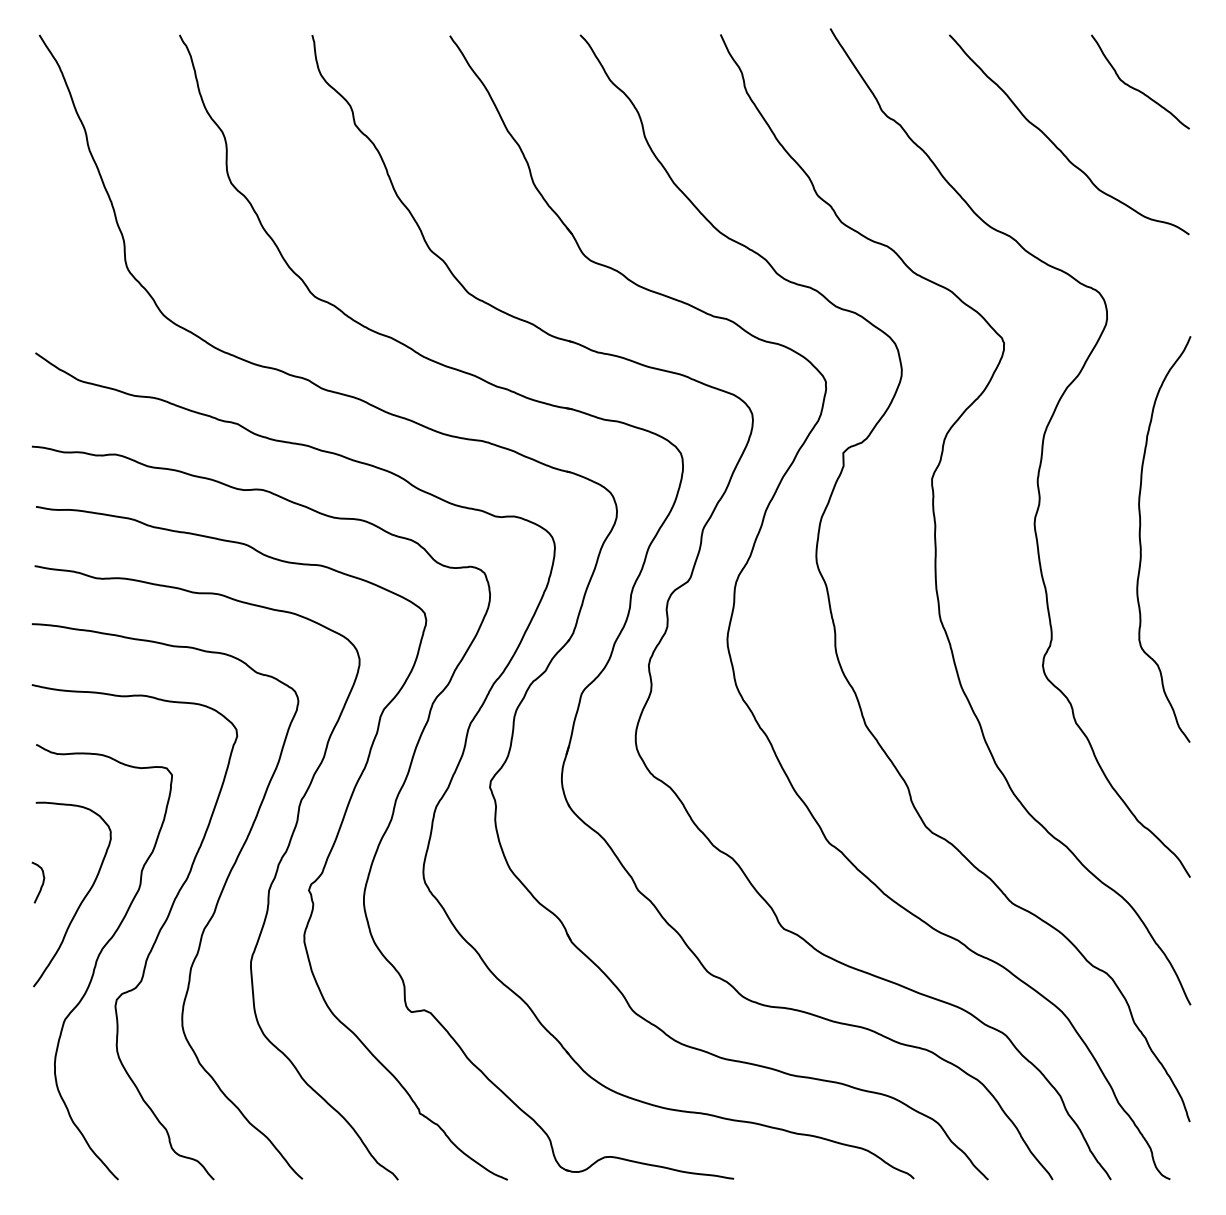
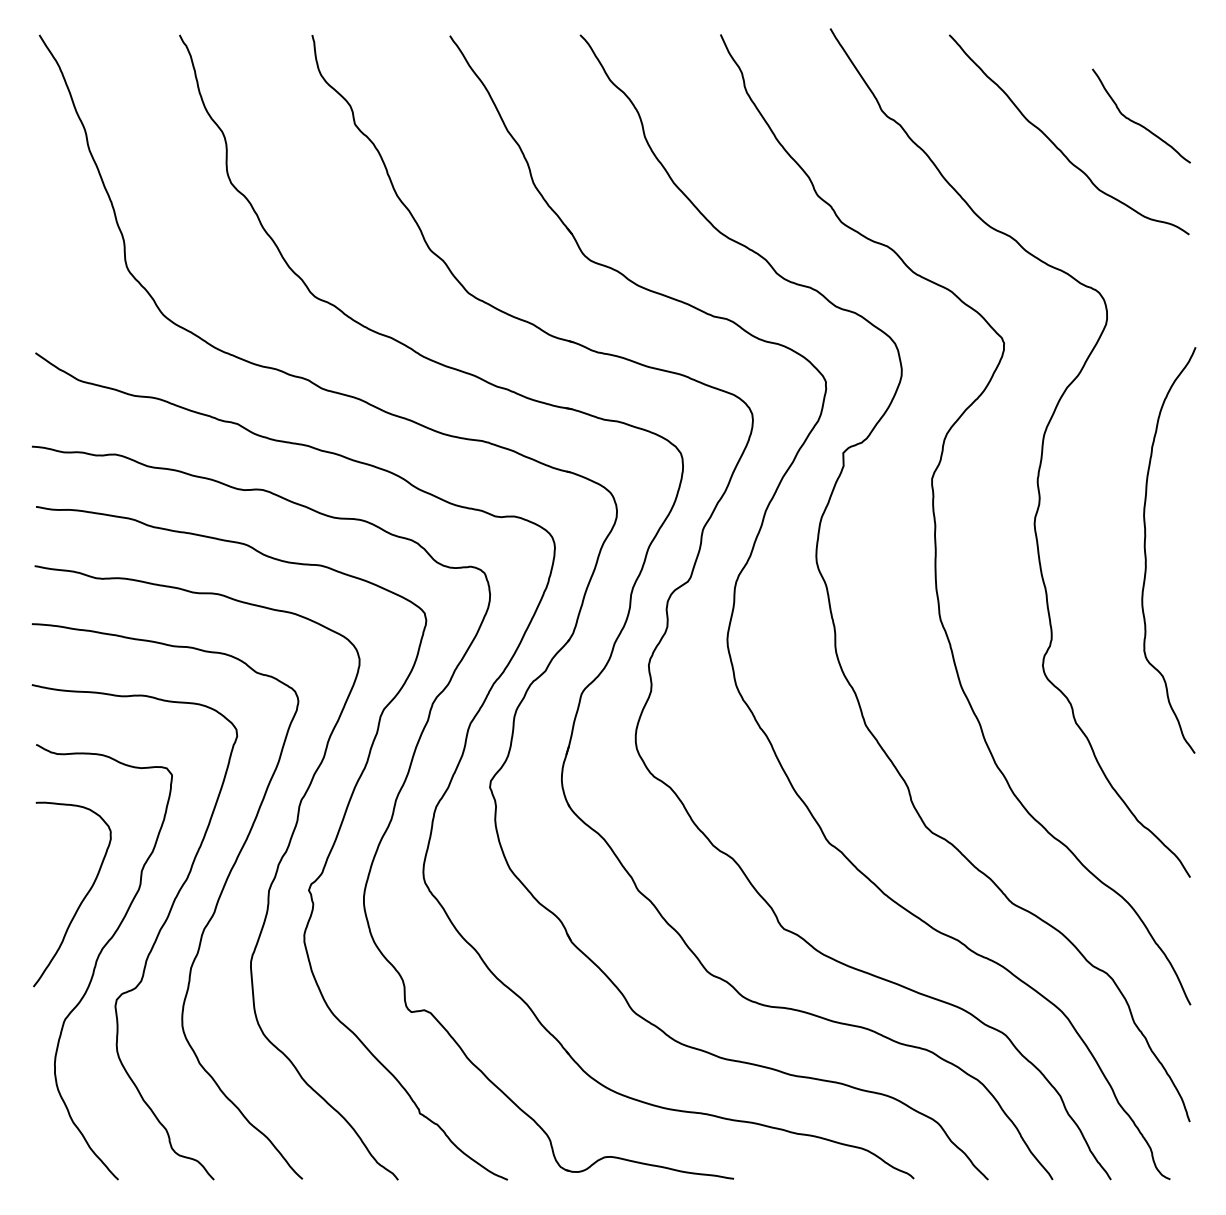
curve position: (1136, 88) -> (1137, 122) (1137, 122)
curve position: (1141, 542) -> (1146, 553) (1146, 553)
curve: present -> none (41, 884)
